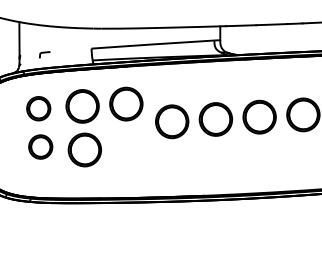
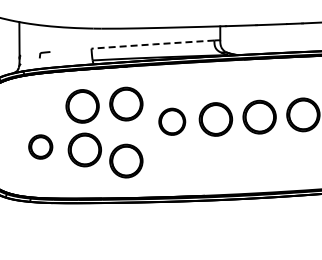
line: solid -> dashed (152, 44)
part: present -> none (38, 108)
part size: 35x36 px -> 29x29 px (172, 121)
part: none -> present (126, 160)
